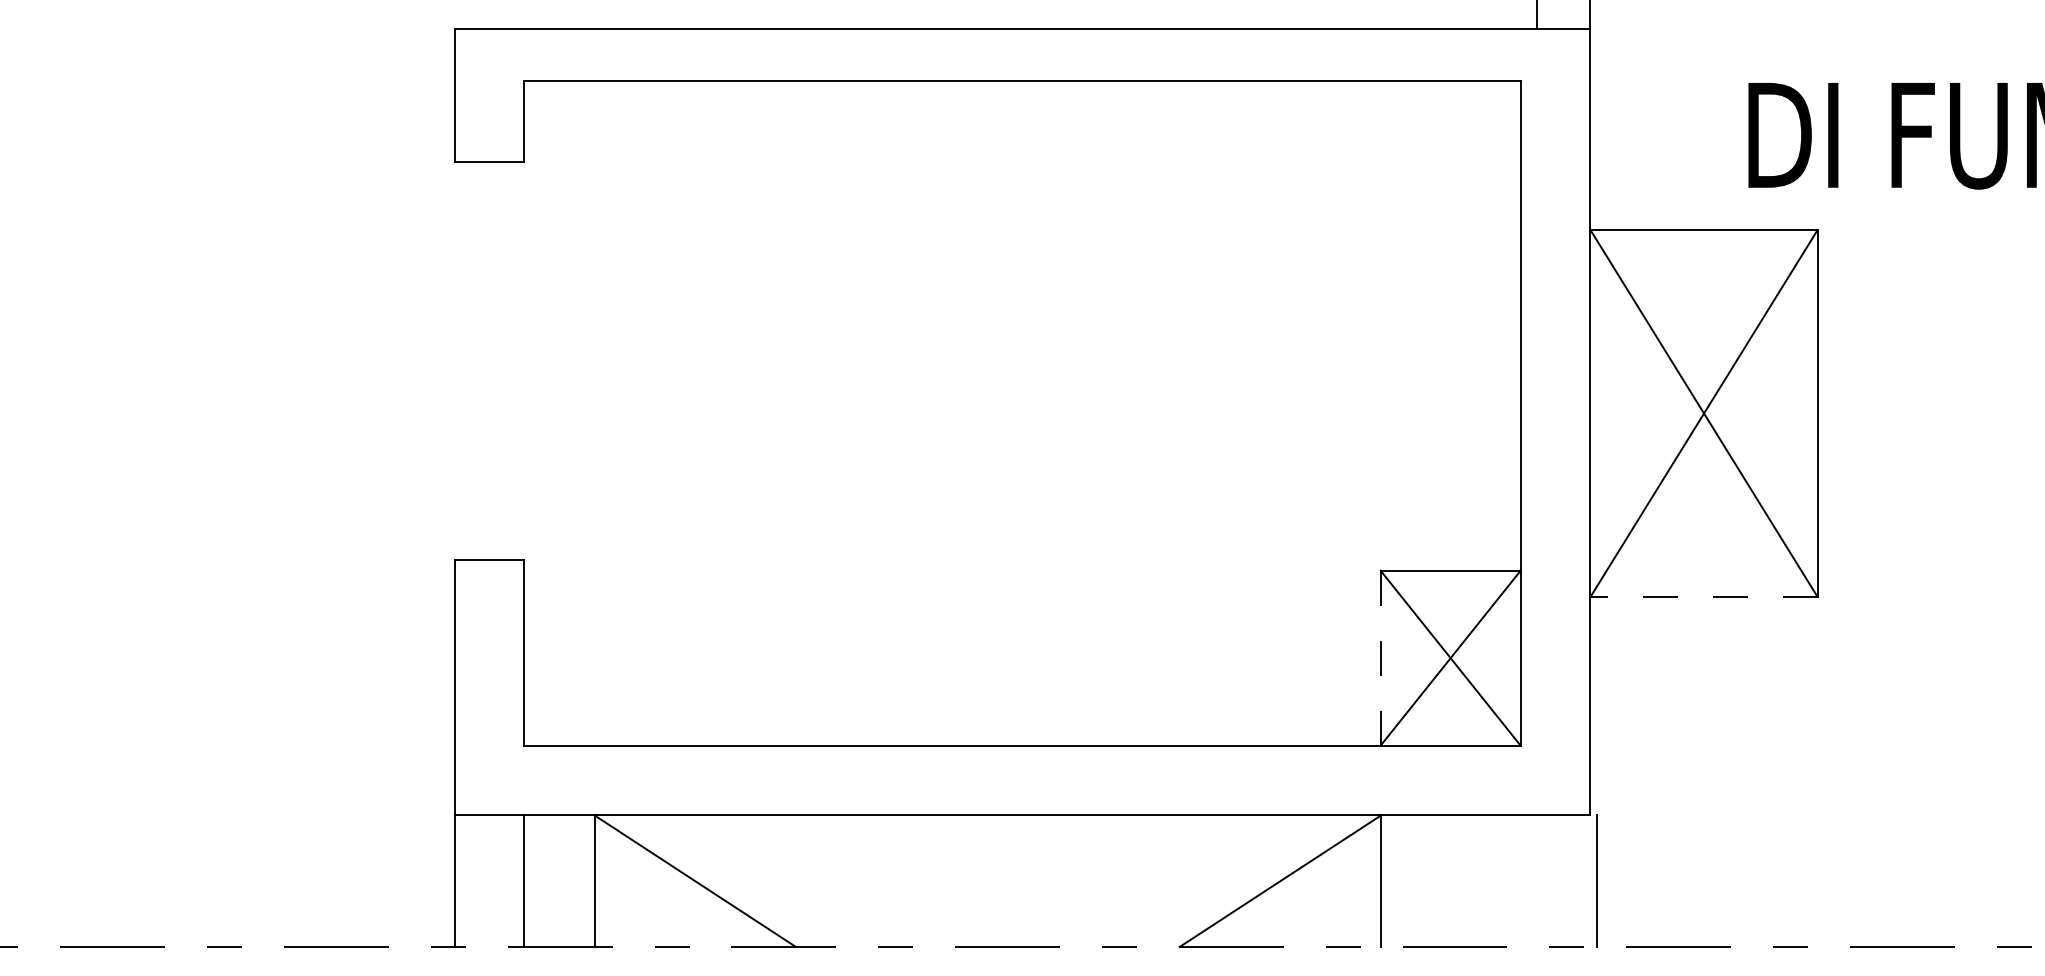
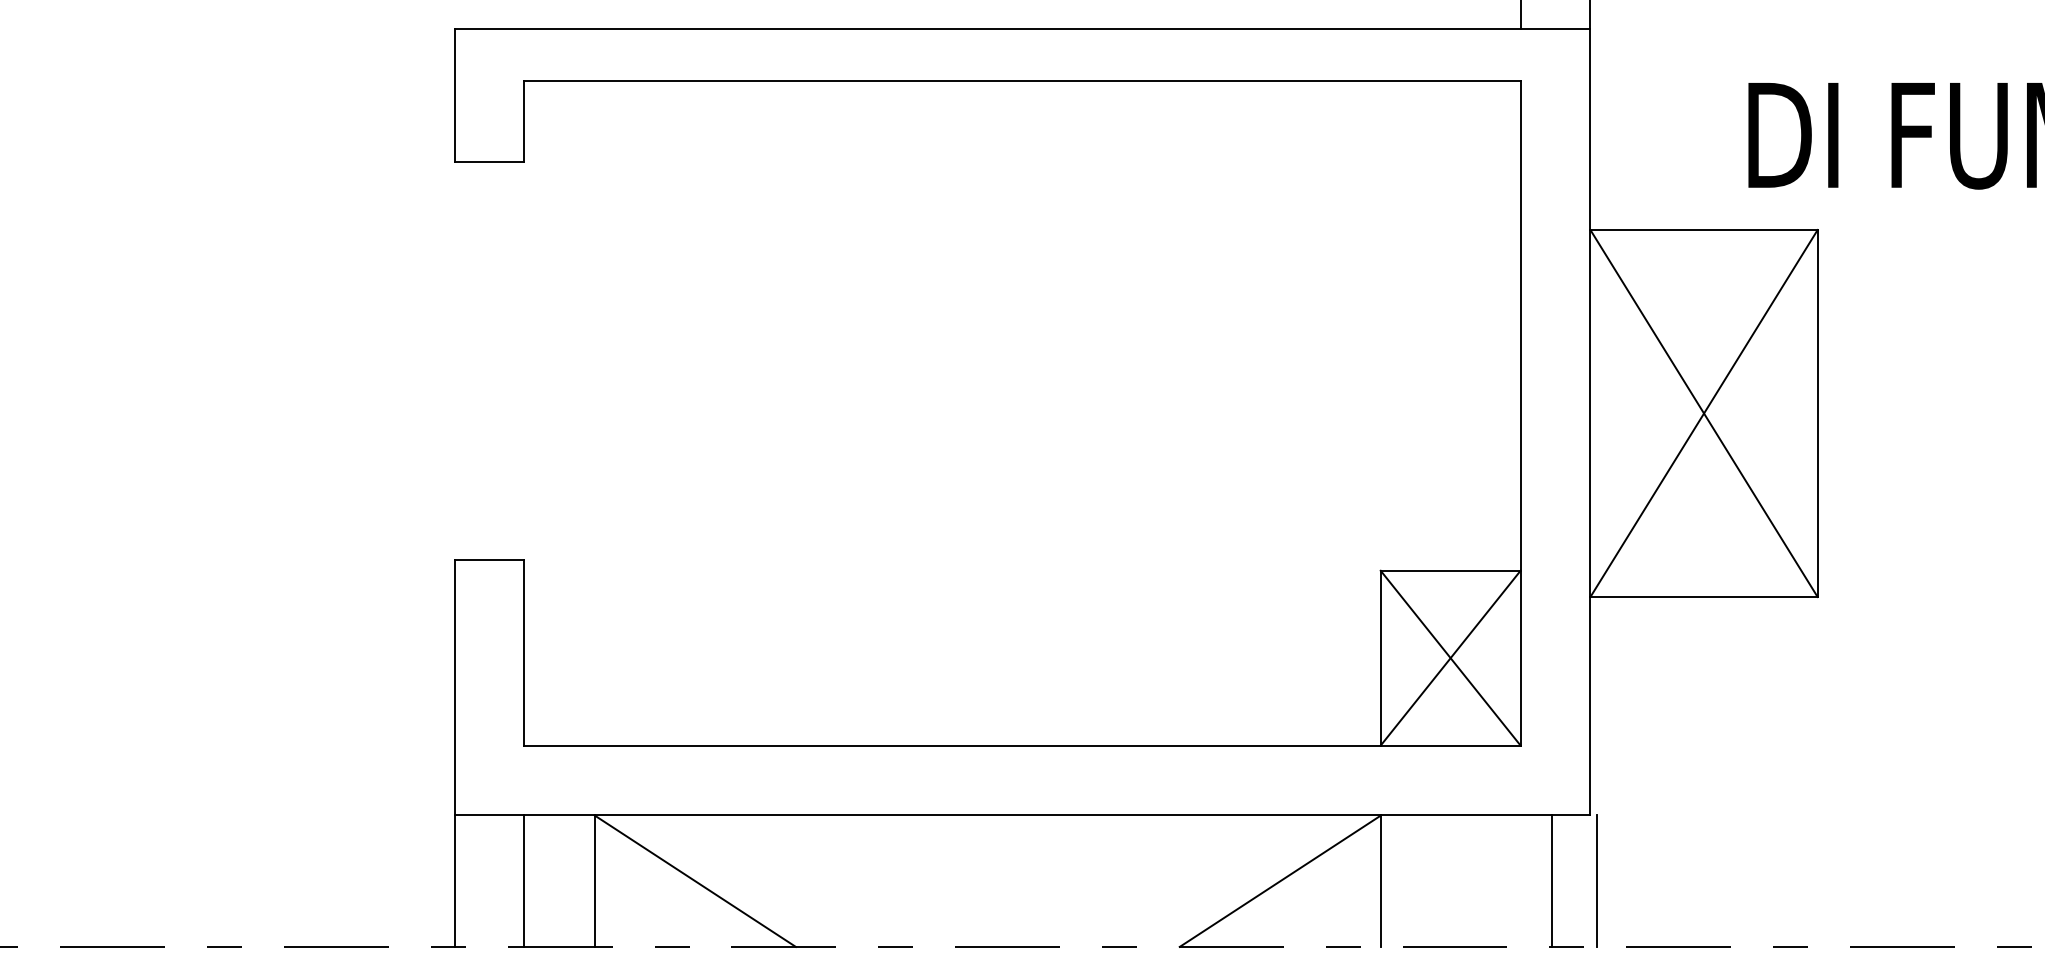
line position: (1536, 15) -> (1520, 15) (1520, 15)
line: dashed -> solid (1704, 597)
line: dashed -> solid (1380, 657)
line: none -> present (1552, 880)
